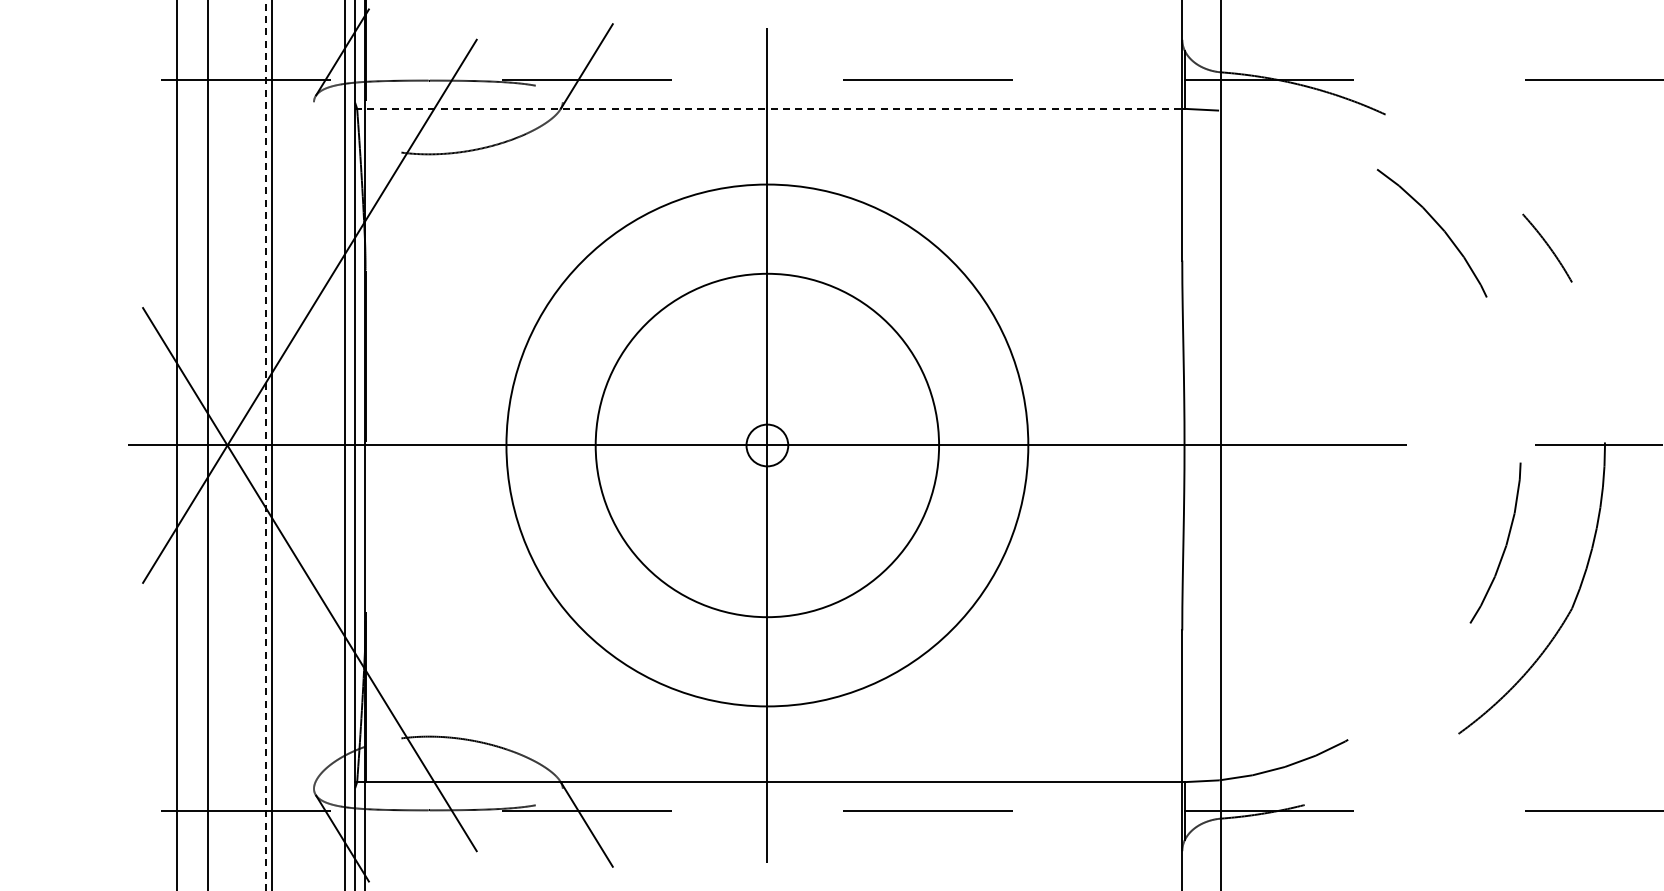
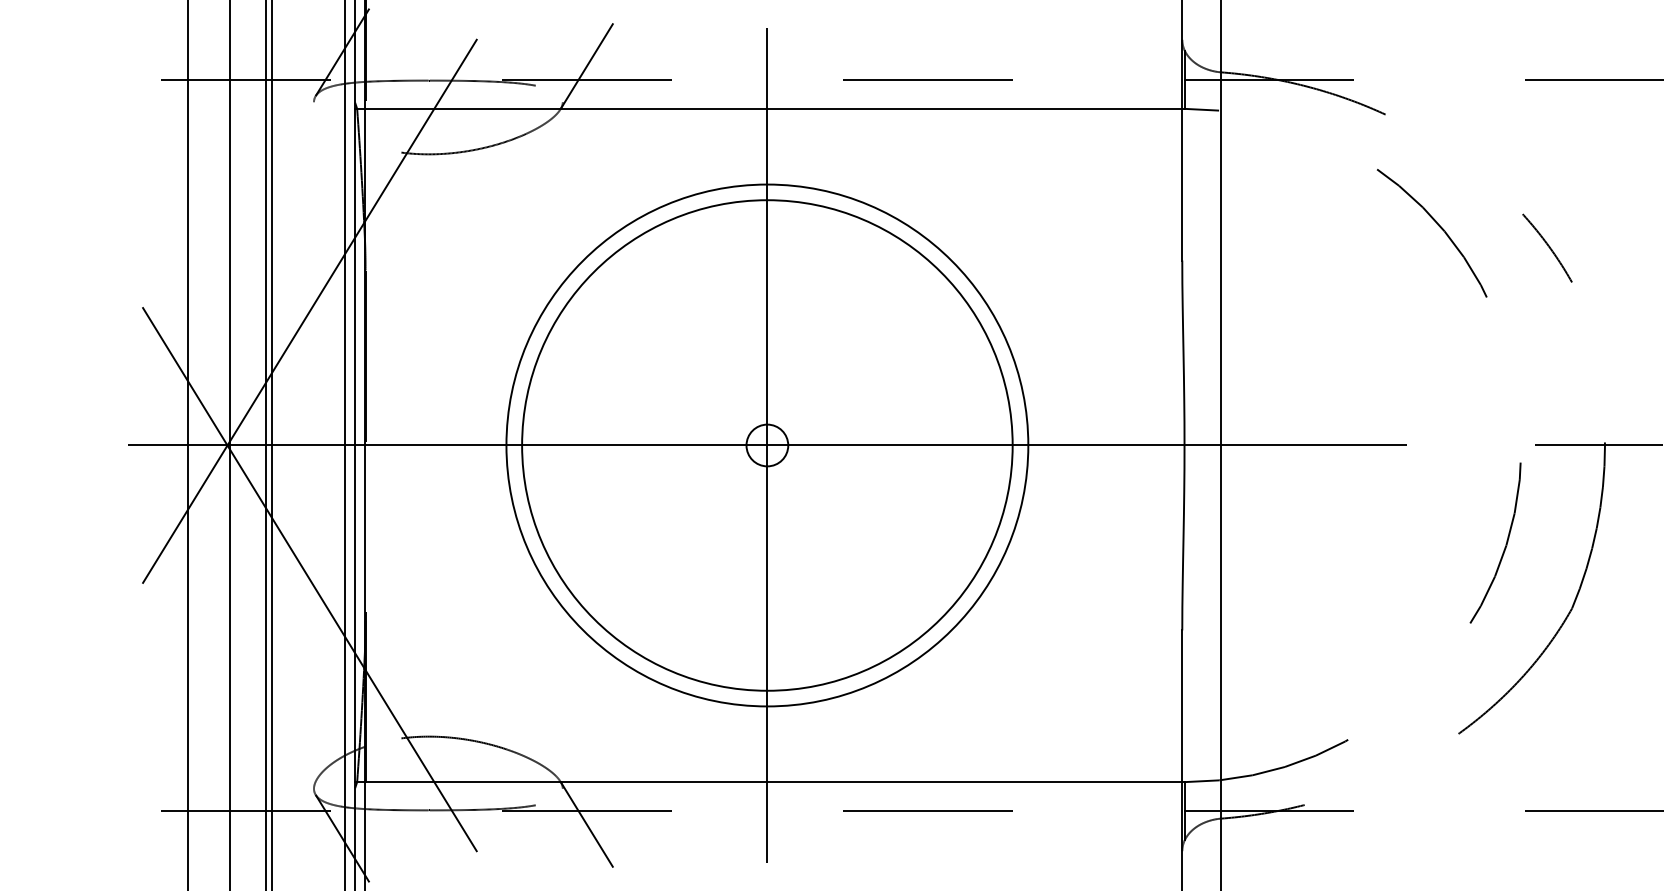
line: dashed -> solid (768, 108)
line position: (177, 444) -> (188, 444) (188, 444)
line position: (207, 444) -> (229, 444) (229, 444)
line: dashed -> solid (266, 445)
circle diameter: 343 px -> 491 px (767, 445)
